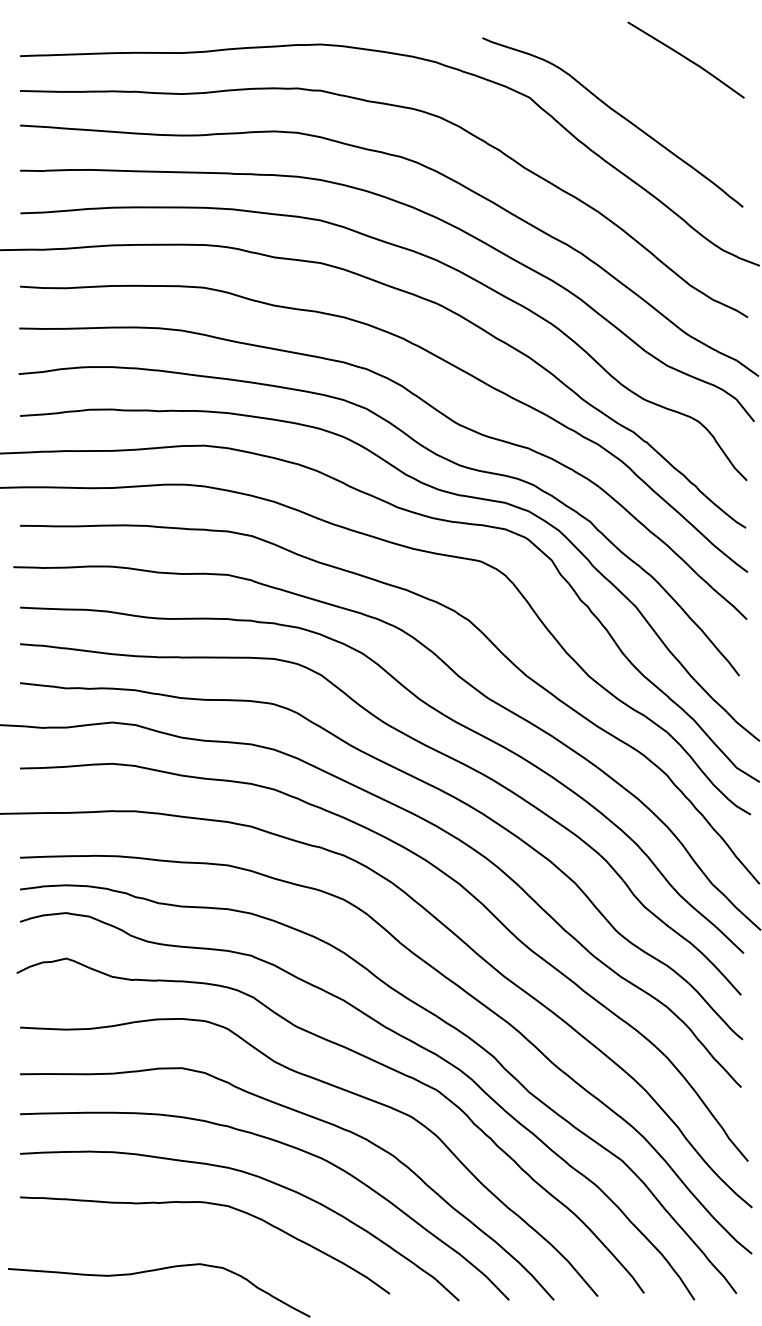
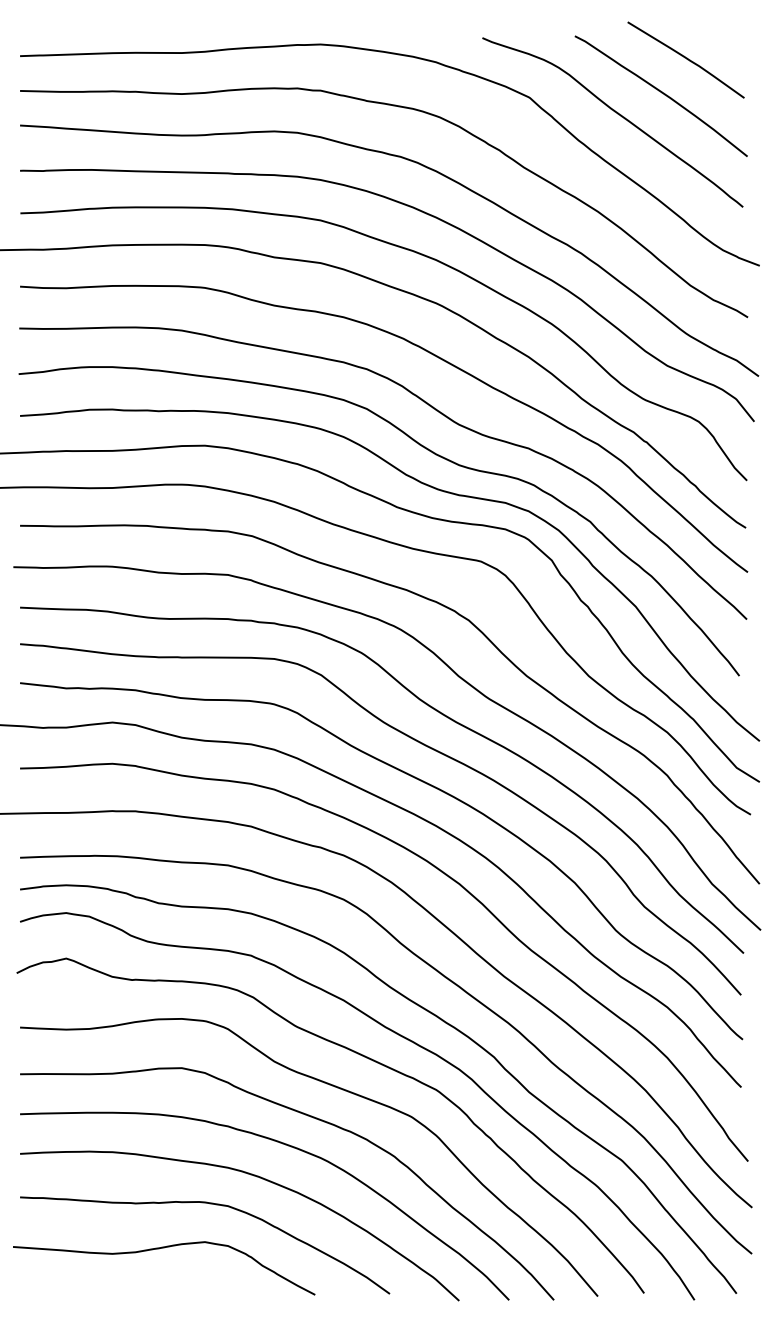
curve: none -> present (661, 93)
curve position: (154, 1271) -> (159, 1249) (159, 1249)
